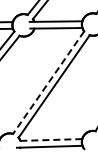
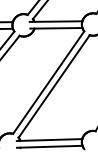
line: dashed -> solid (48, 83)
line: dashed -> solid (49, 140)
